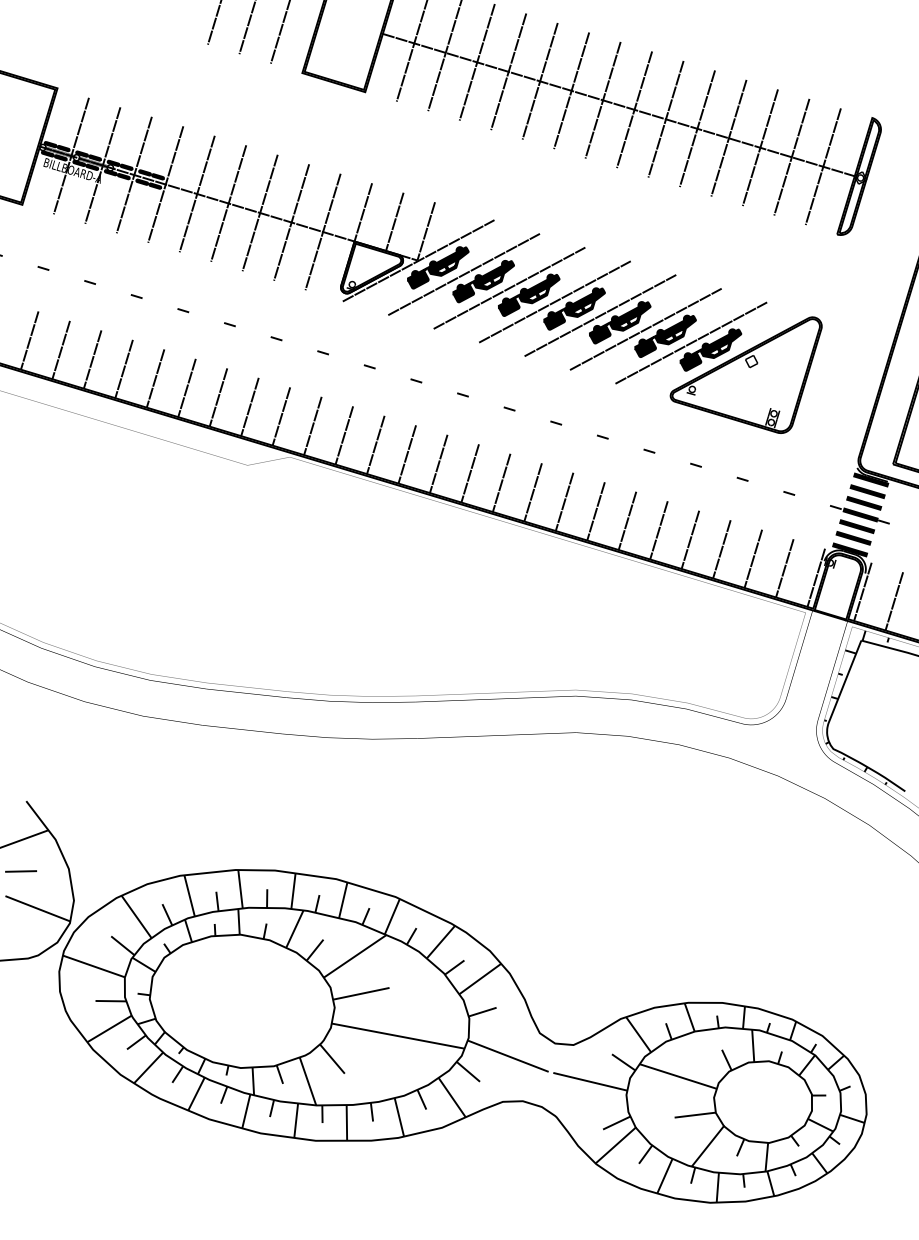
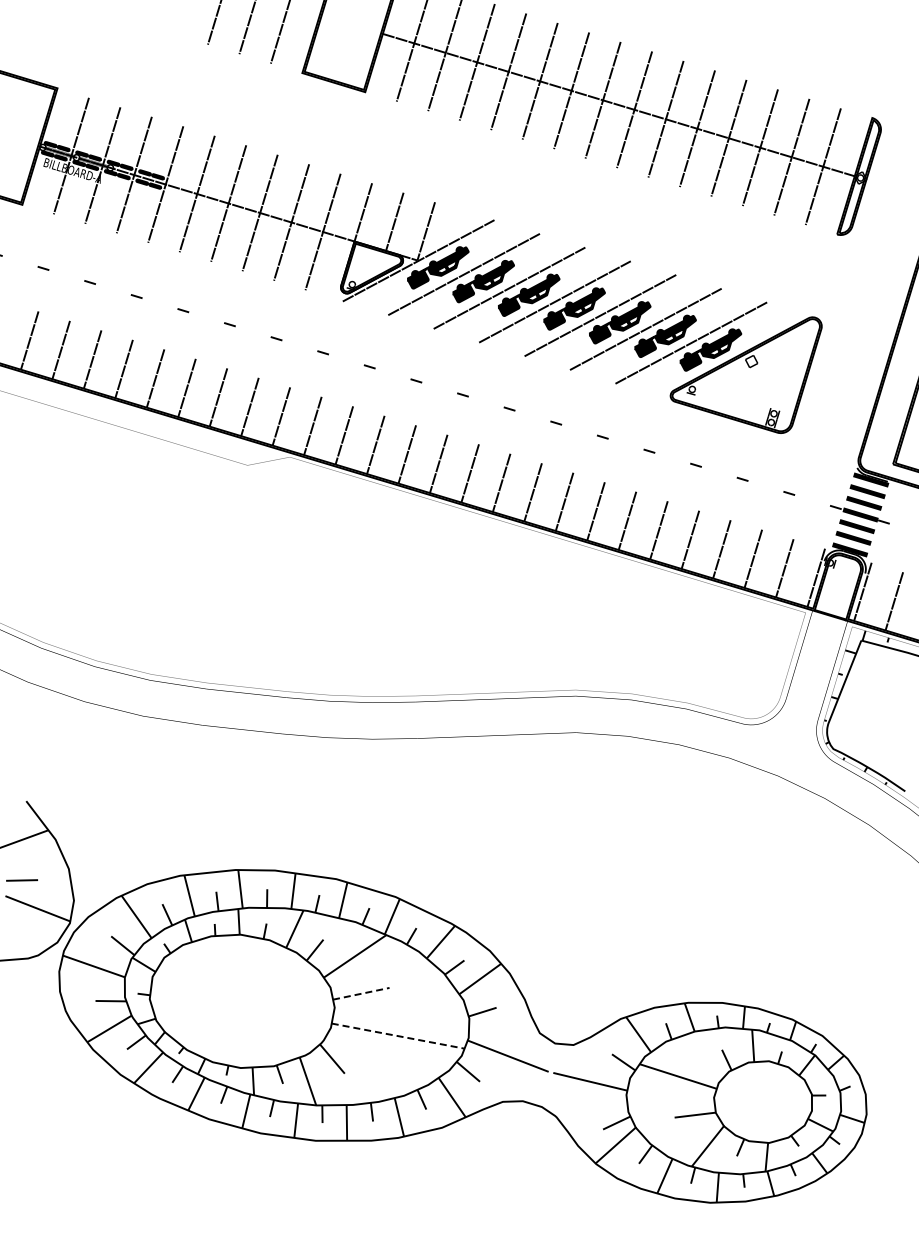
line position: (20, 871) -> (21, 880) (21, 880)
line: solid -> dashed (361, 993)
line: solid -> dashed (398, 1036)
